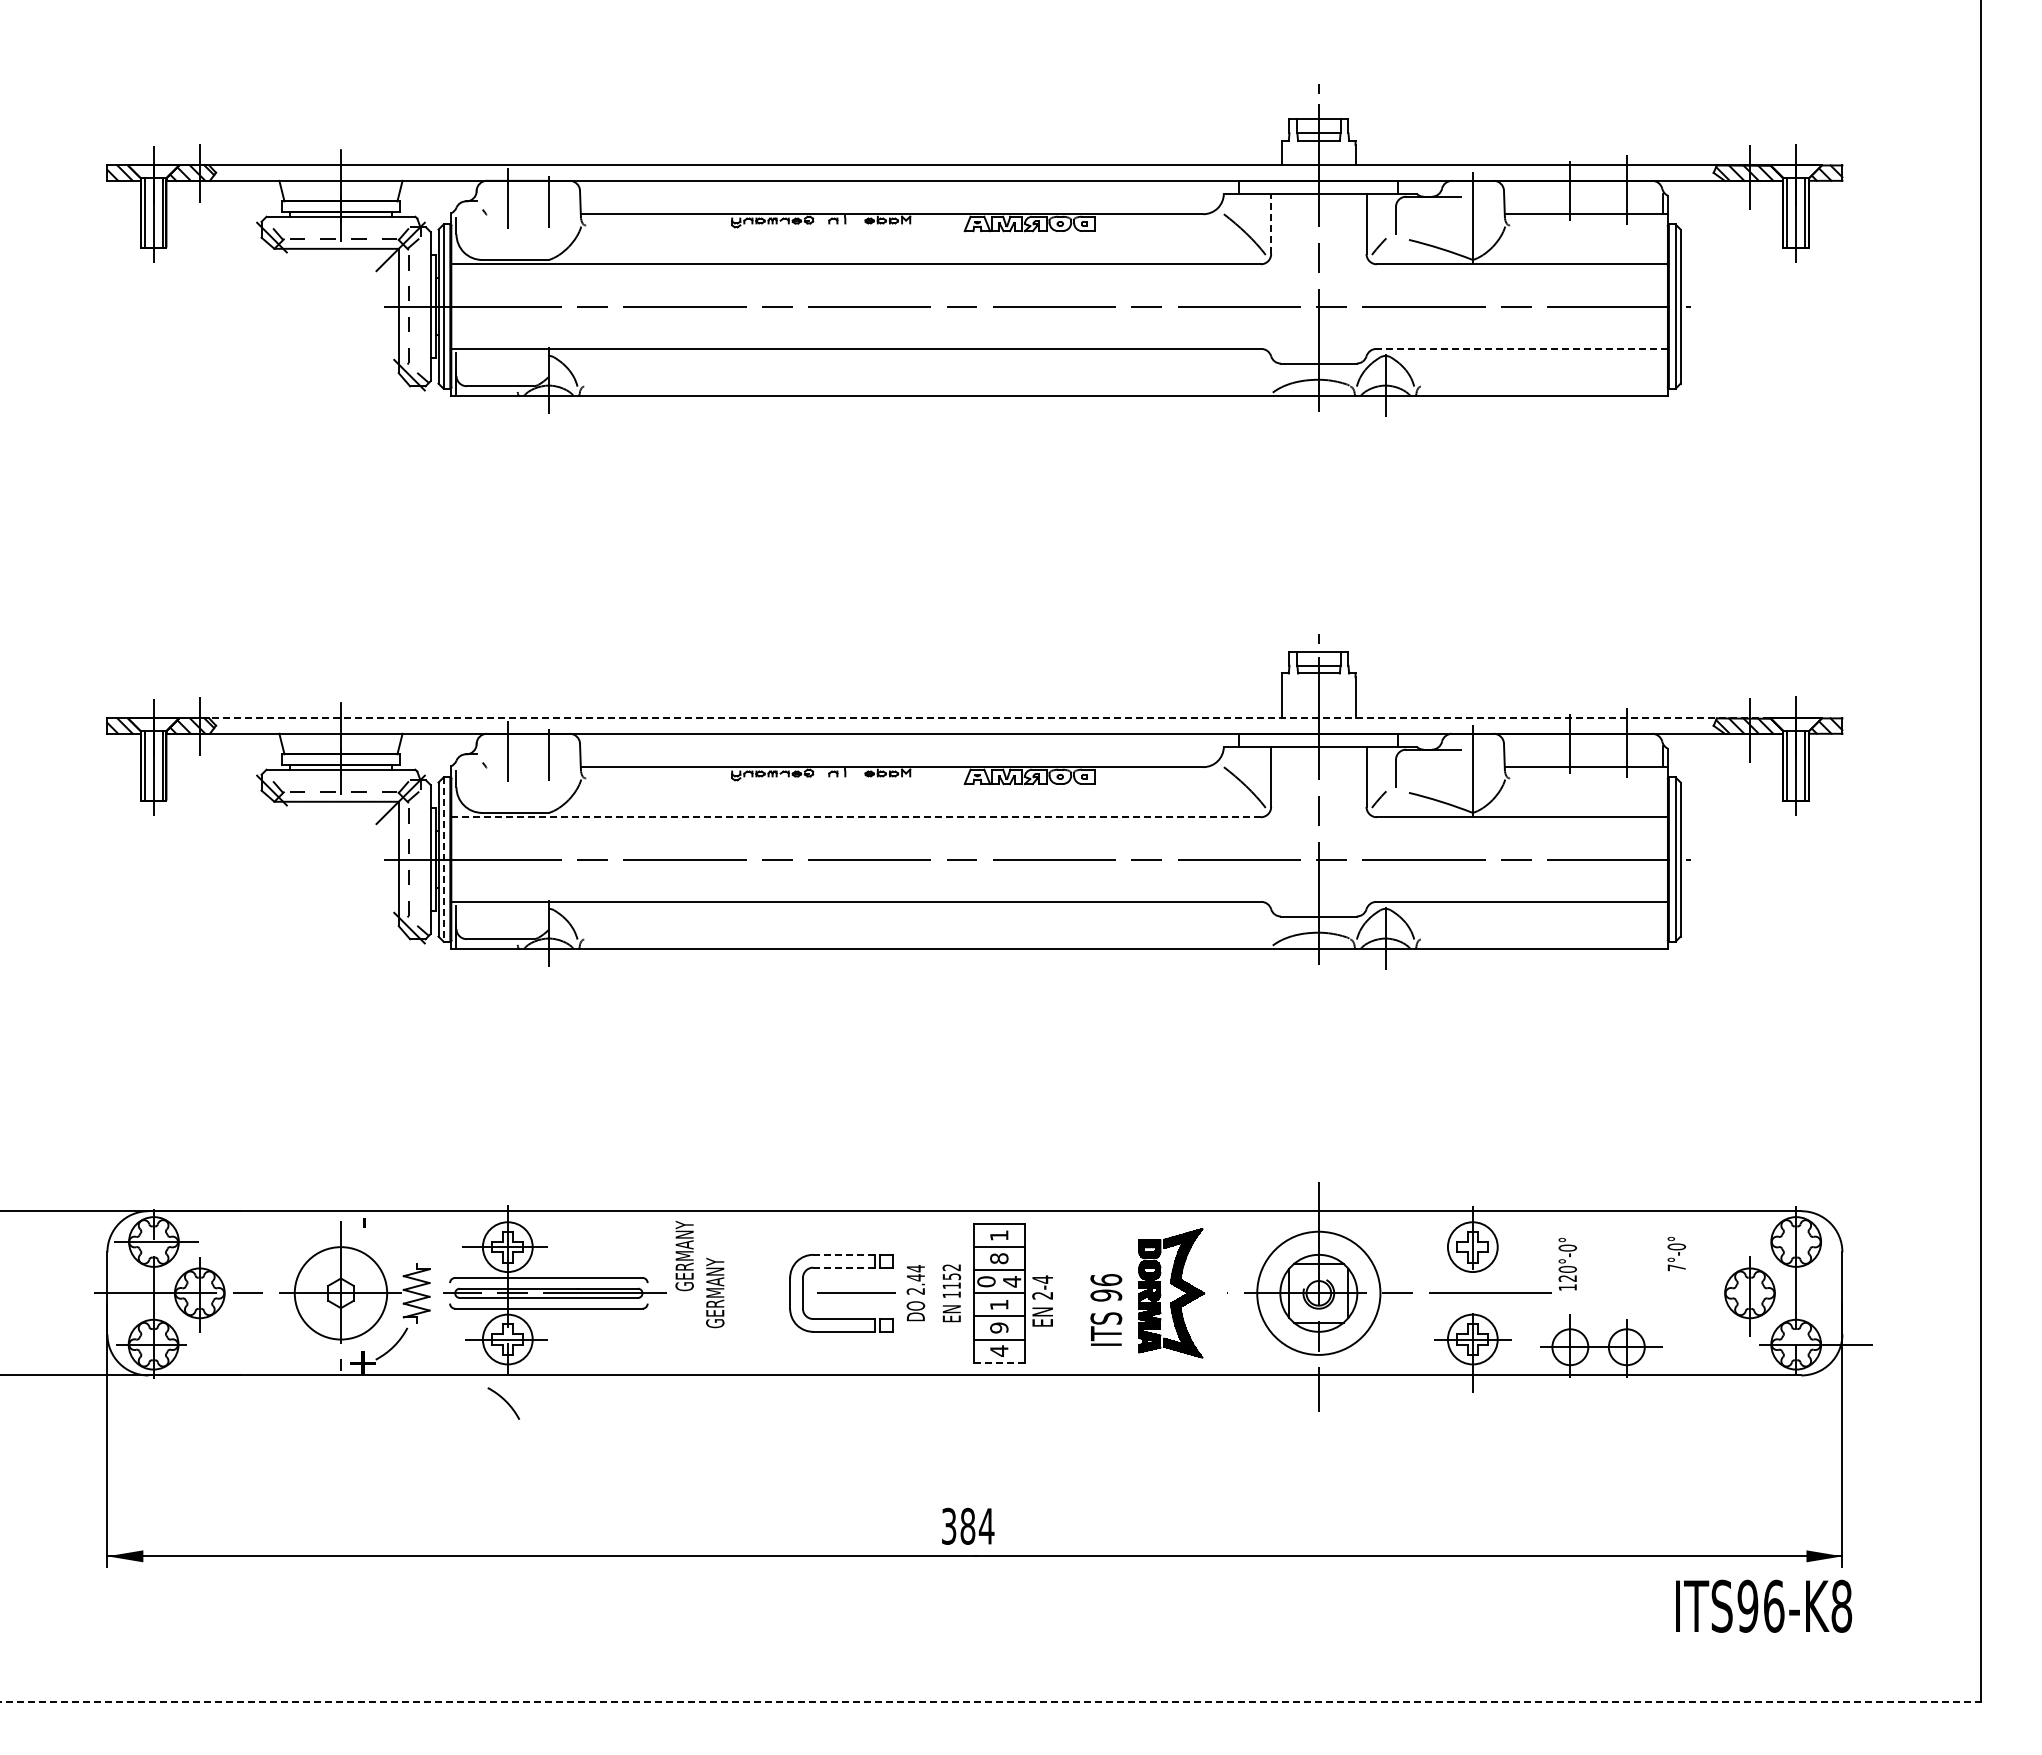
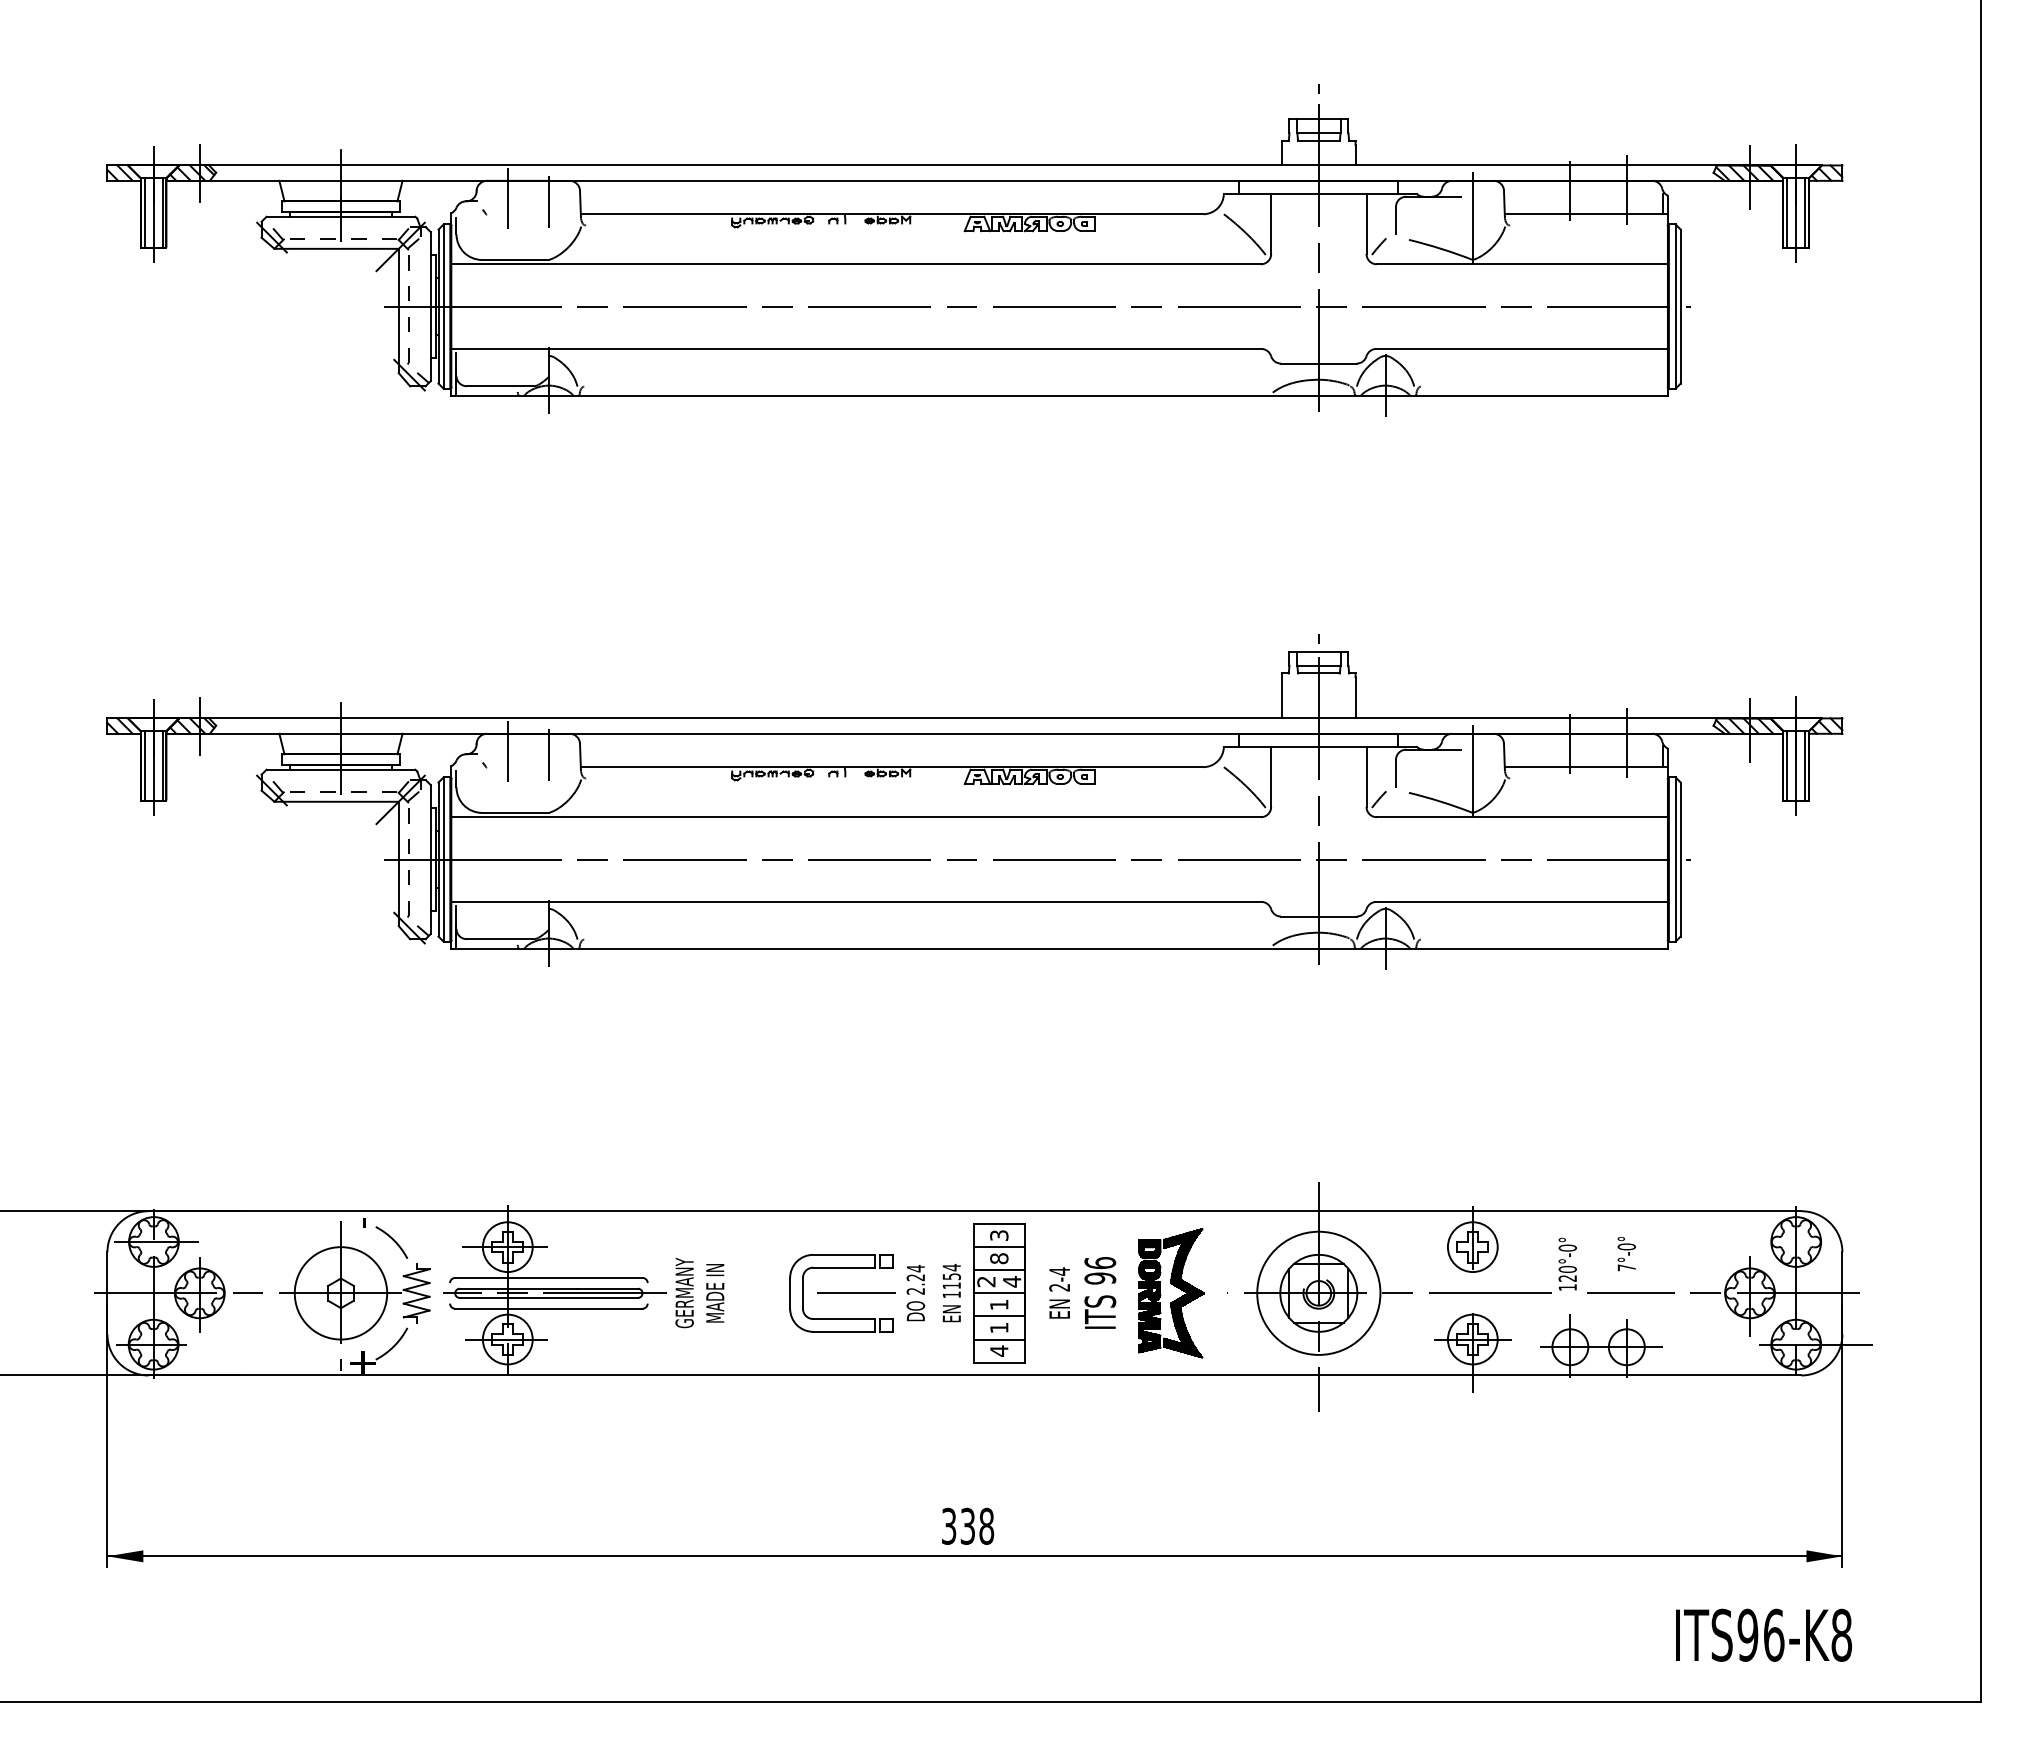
line: dashed -> solid (1271, 223)
line: dashed -> solid (1522, 348)
line: dashed -> solid (974, 718)
line: dashed -> solid (856, 817)
line: dashed -> solid (443, 860)
text: 1 -> 3 (999, 1235)
text position: (1676, 1253) -> (1626, 1253) (1626, 1253)
line: dashed -> solid (844, 1254)
text position: (684, 1256) -> (684, 1293) (684, 1293)
line: dashed -> solid (844, 1267)
text: 1152 -> 1154 (951, 1267)
text: 2.44 -> 2.24 (915, 1277)
text: 0 -> 2 (986, 1281)
text: GERMANY -> MADE IN (715, 1292)
line: none -> present (1722, 1293)
text position: (1042, 1300) -> (1059, 1292) (1059, 1292)
text position: (1106, 1309) -> (1100, 1292) (1100, 1292)
text: 9 -> 1 (999, 1327)
line: dashed -> solid (999, 1362)
arc position: (504, 1401) -> (392, 1240) (392, 1240)
text: 384 -> 338 (977, 1525)
text position: (1764, 1605) -> (1764, 1634) (1764, 1634)
line: dashed -> solid (990, 1702)
